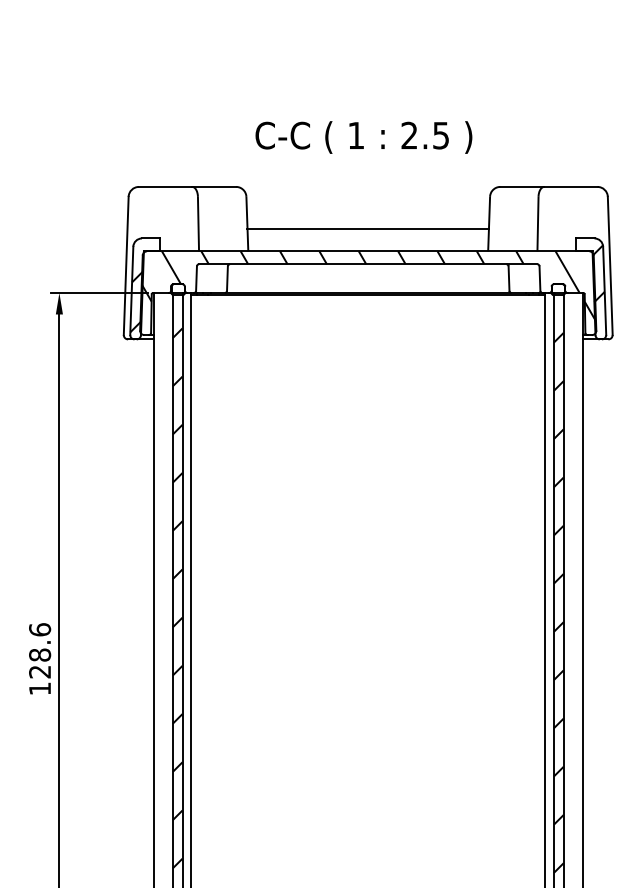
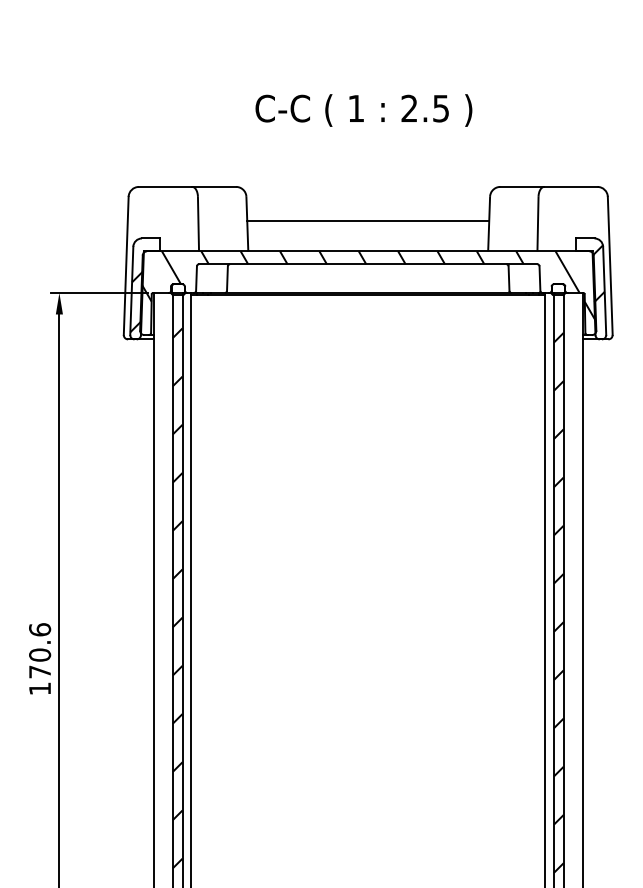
text position: (363, 137) -> (363, 110) (363, 110)
line position: (368, 229) -> (368, 221) (368, 221)
text: 128.6 -> 170.6 (39, 663)
